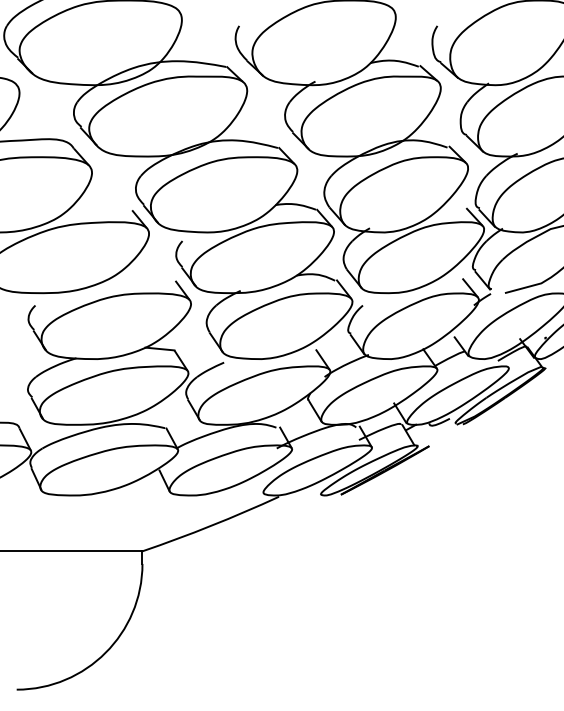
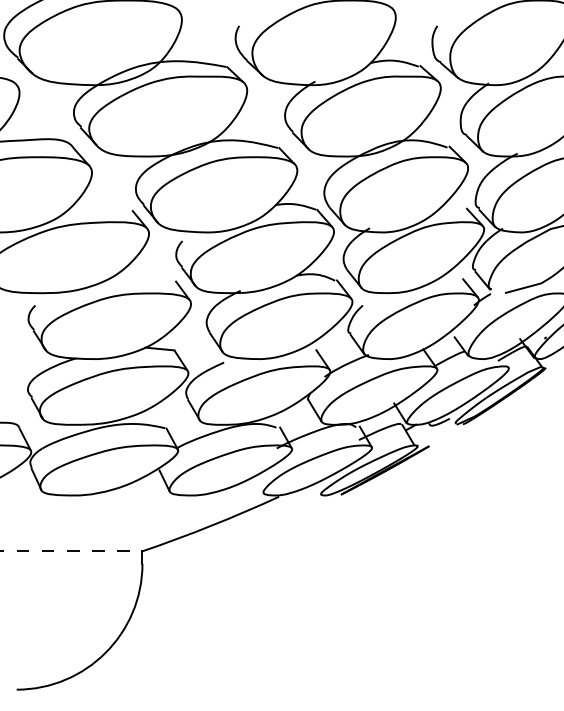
line: solid -> dashed (71, 551)
